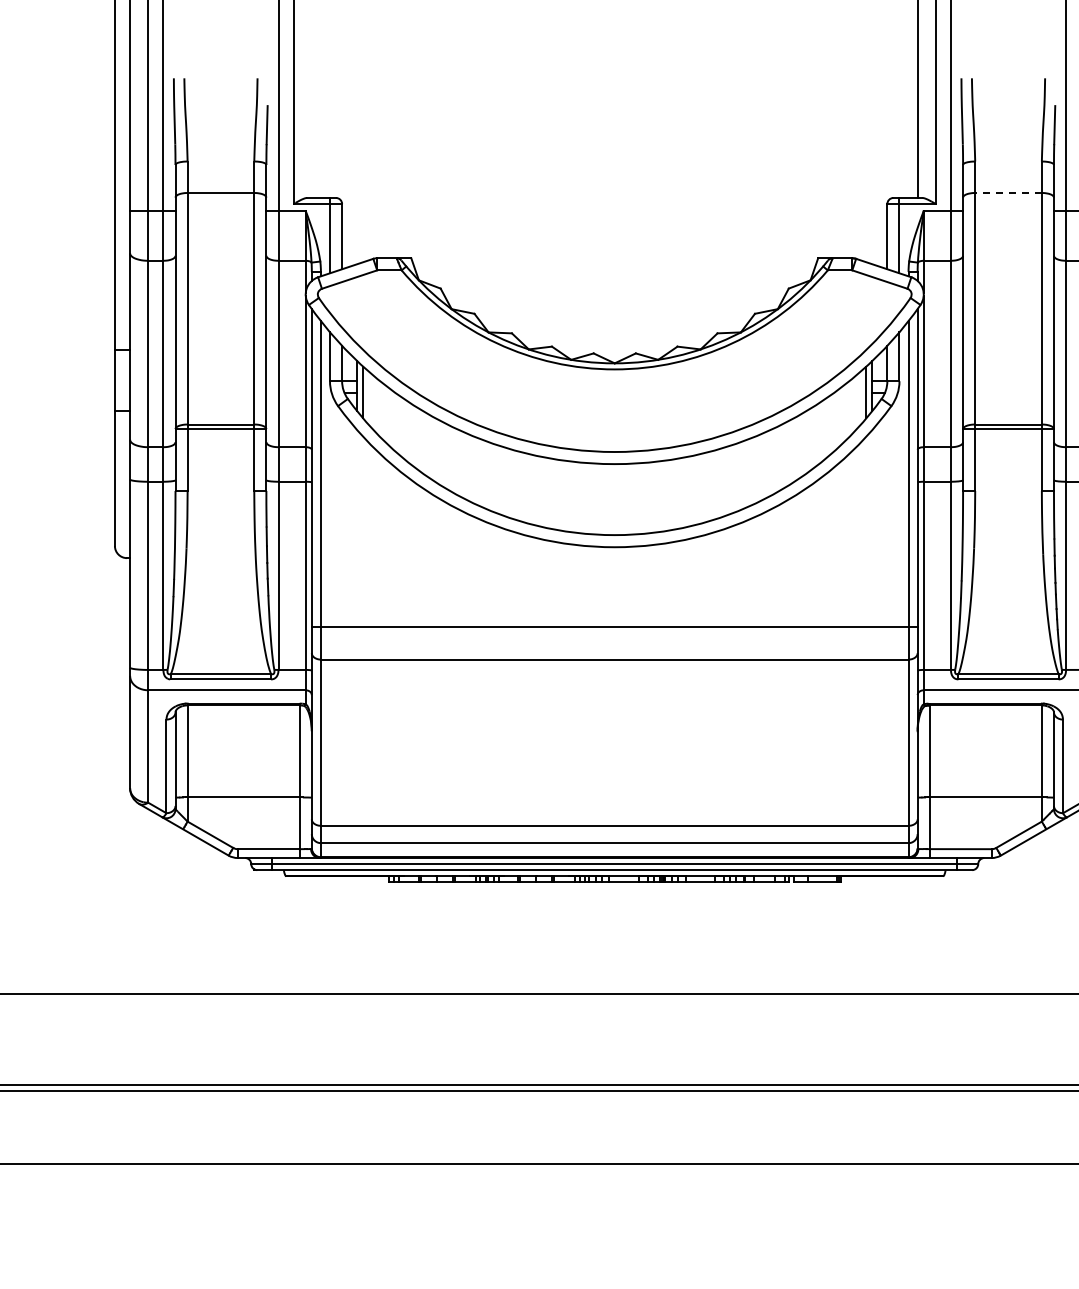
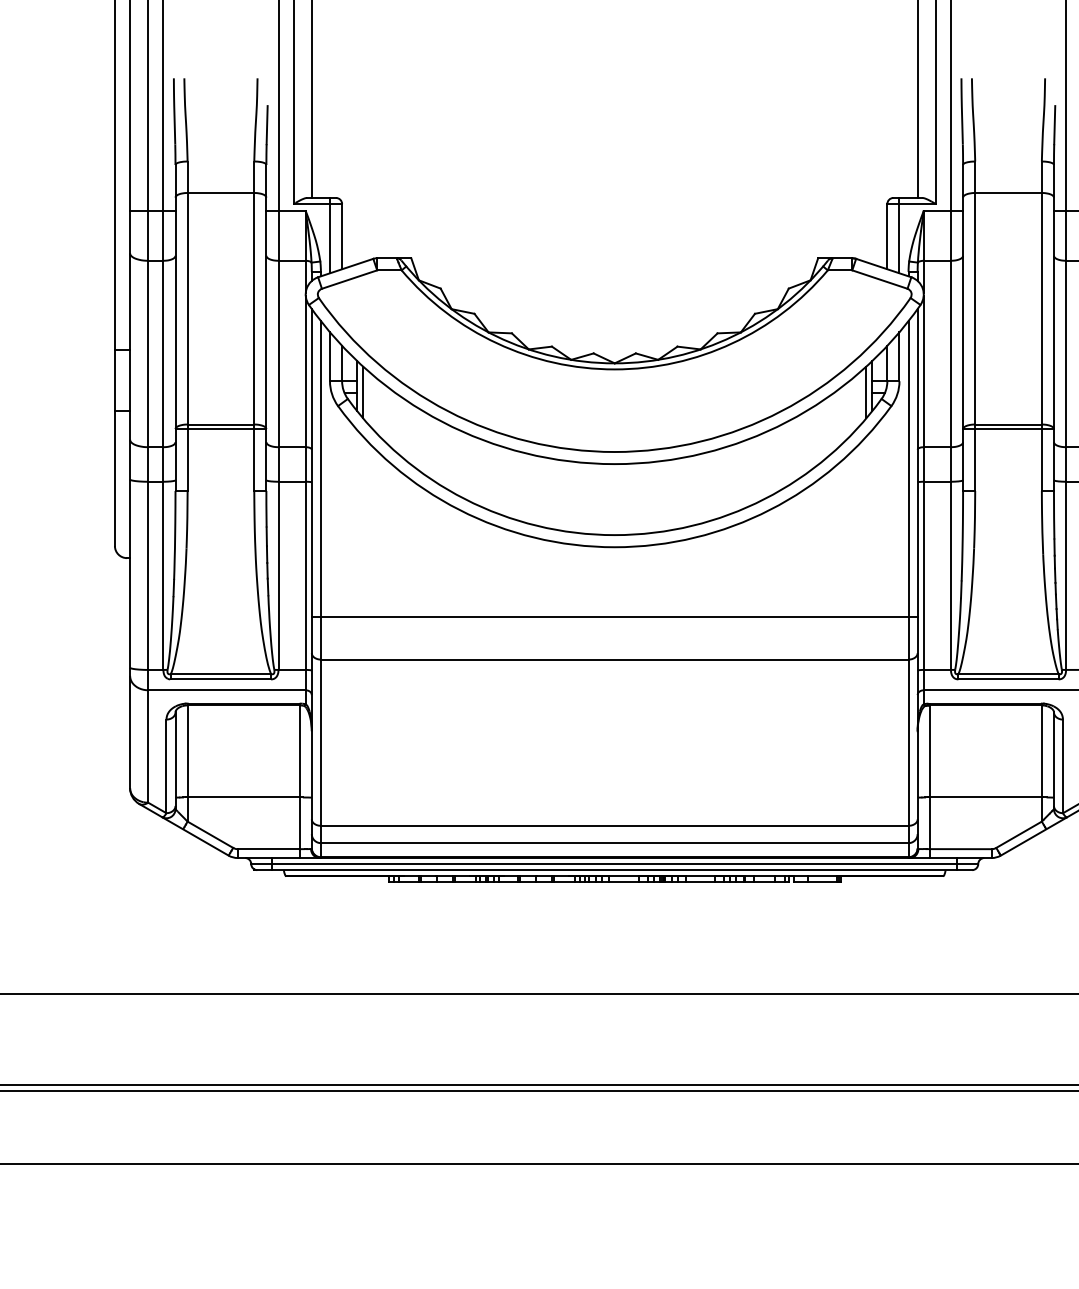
line: none -> present (311, 99)
line: dashed -> solid (1008, 193)
line position: (614, 626) -> (614, 616) (614, 616)
